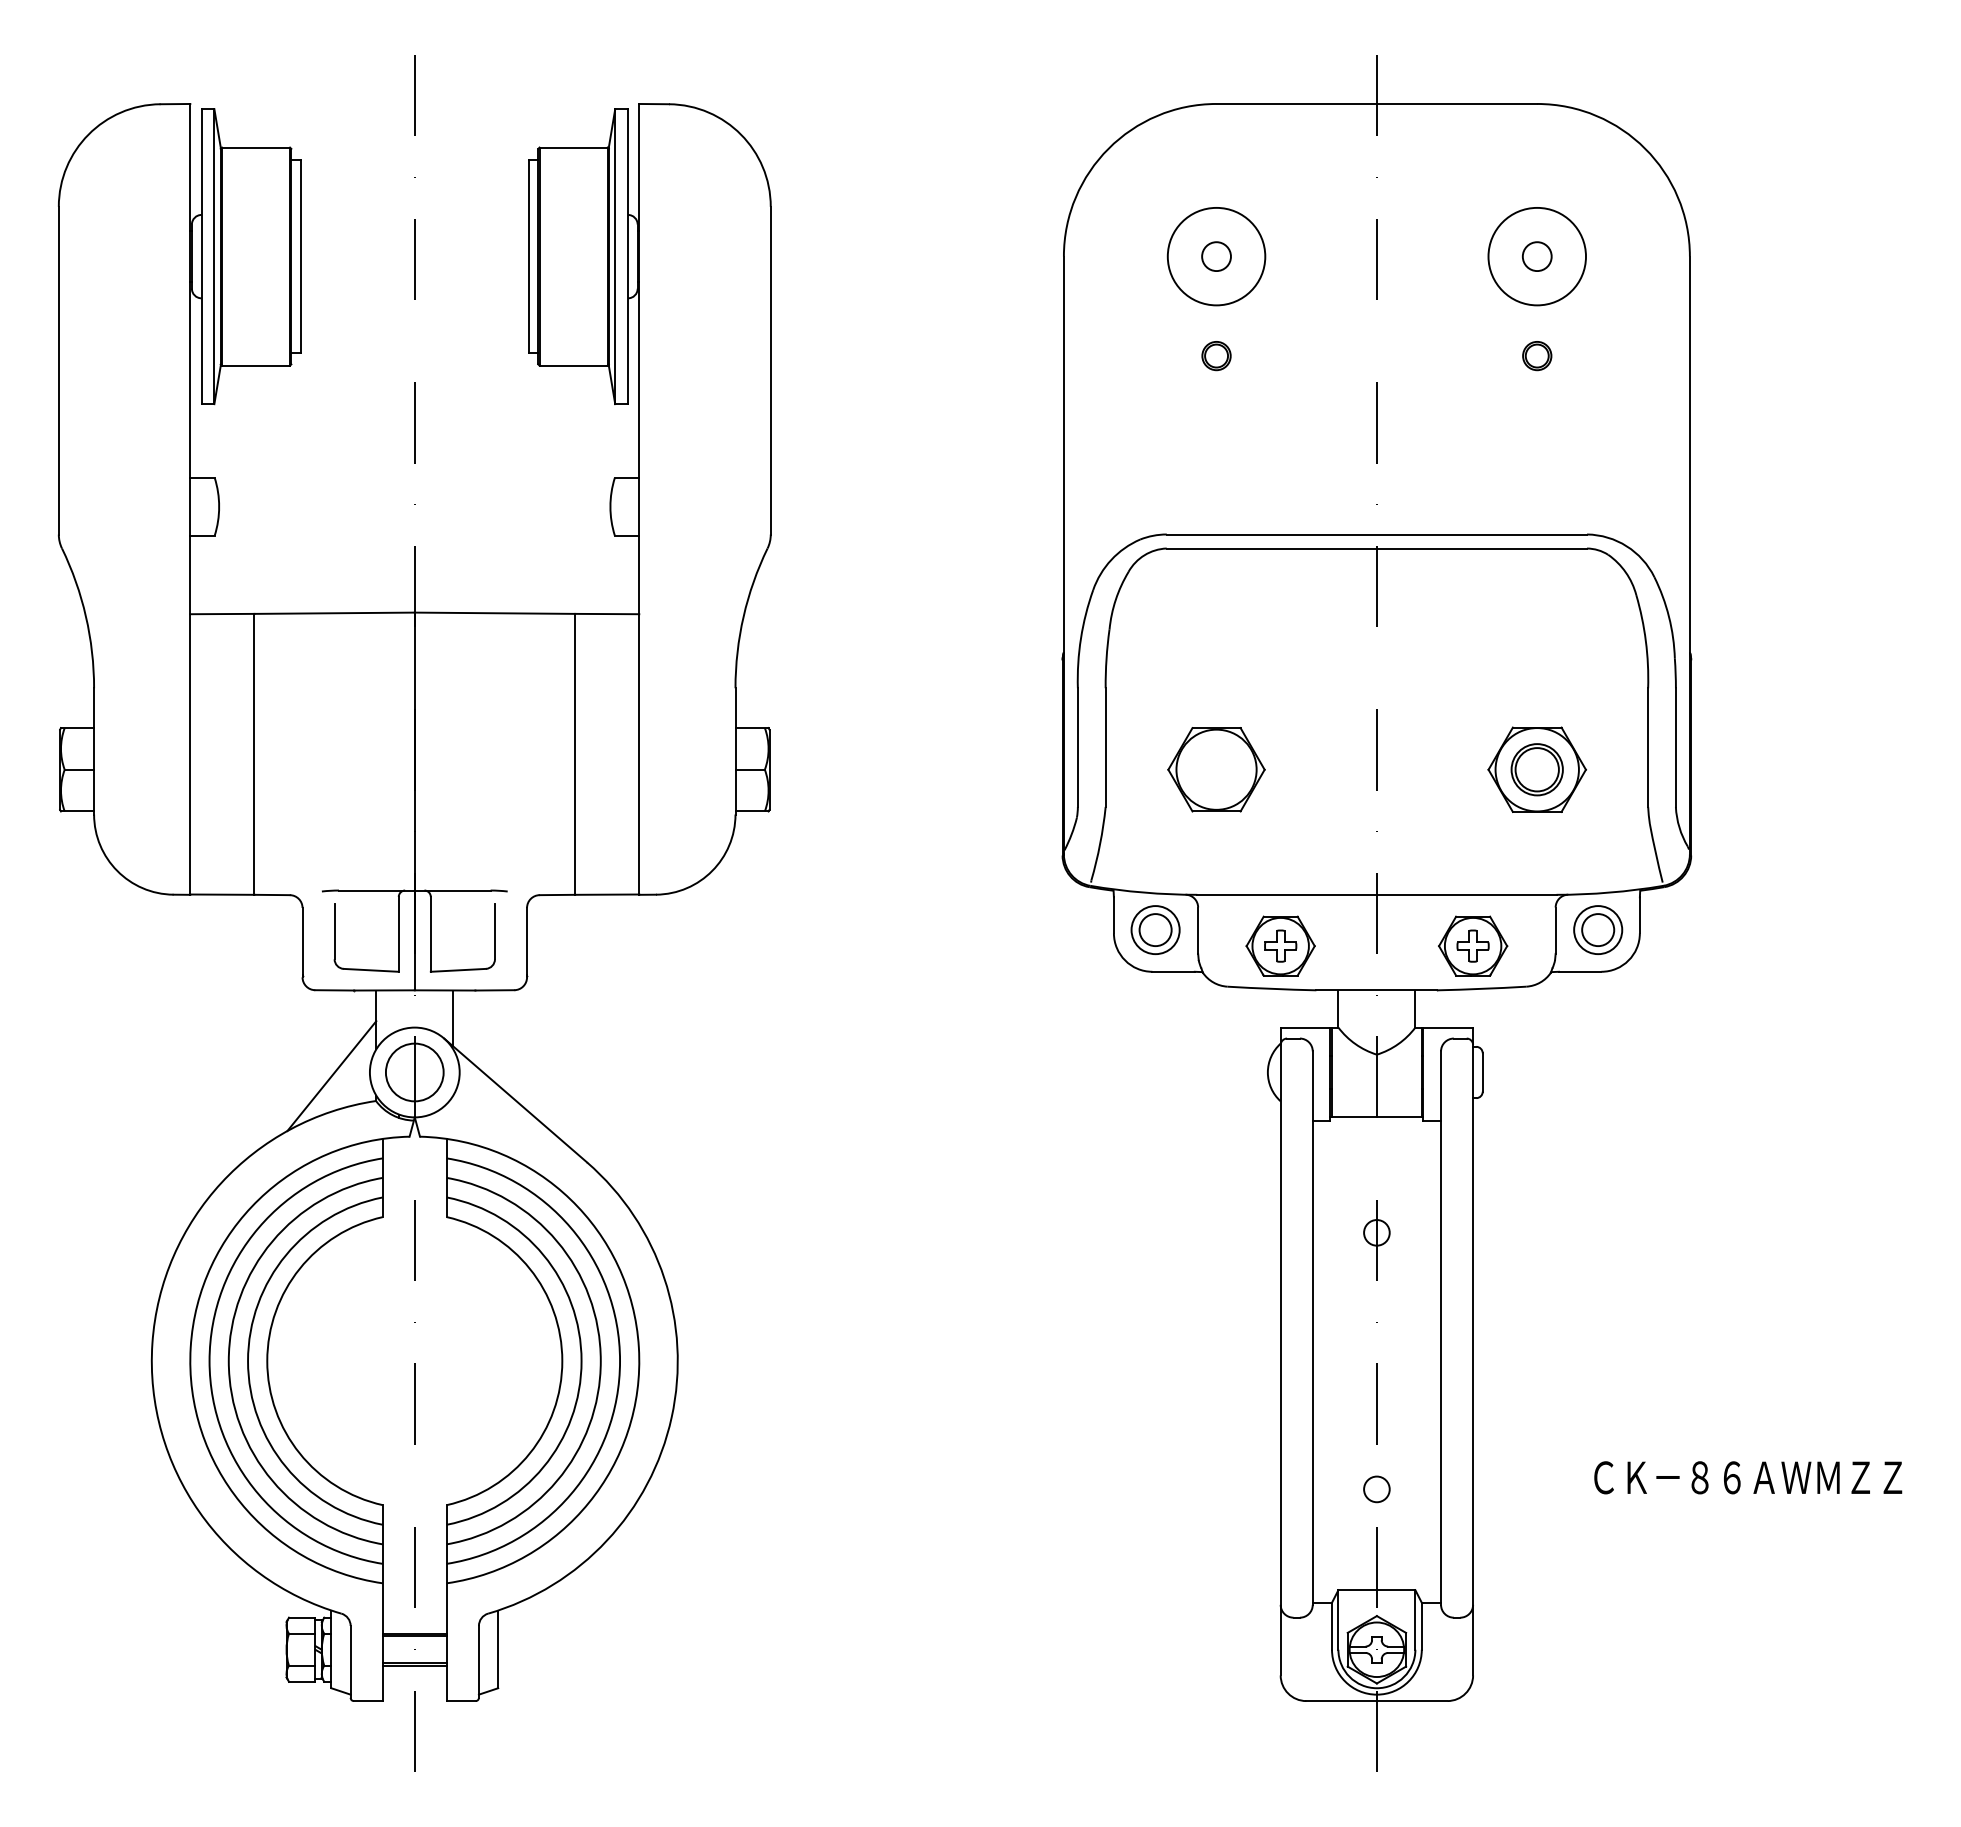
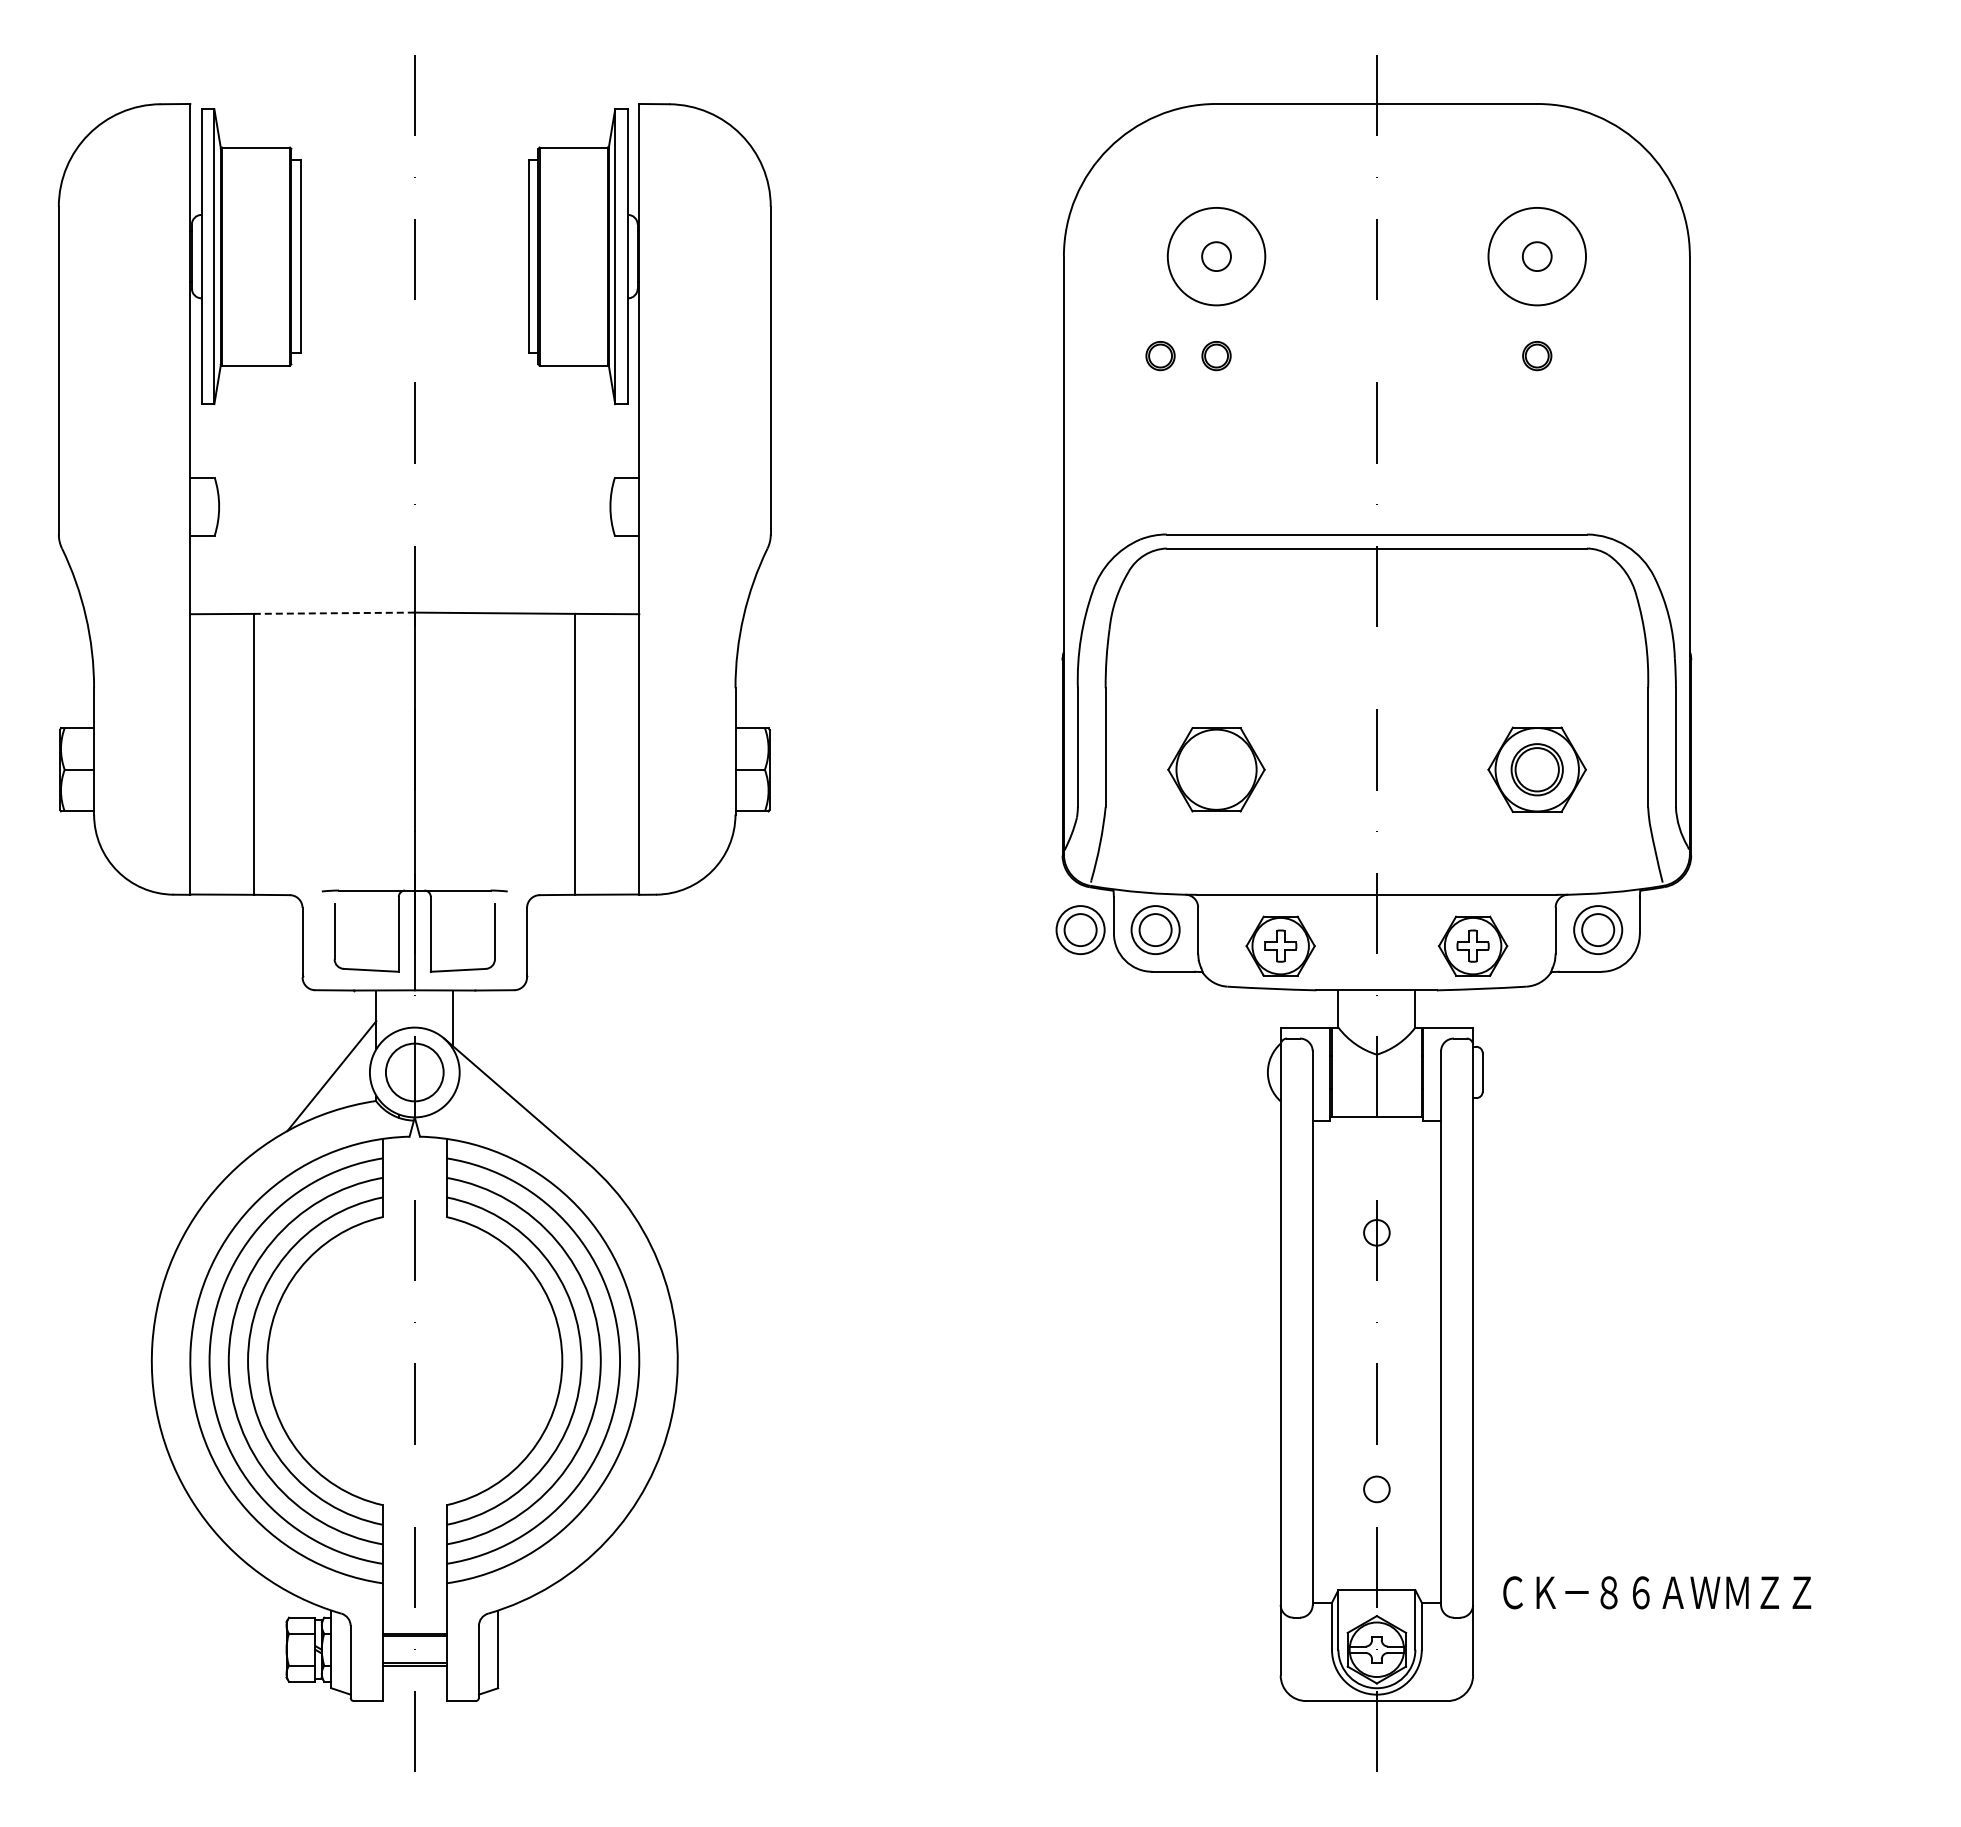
part: none -> present (1160, 356)
line: solid -> dashed (334, 613)
part: none -> present (1080, 929)
text position: (1748, 1477) -> (1657, 1592) (1657, 1592)
